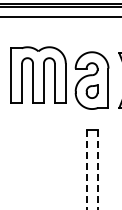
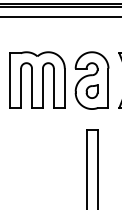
part position: (38, 74) -> (37, 79) (37, 79)
line: dashed -> solid (86, 169)
line: dashed -> solid (97, 169)
